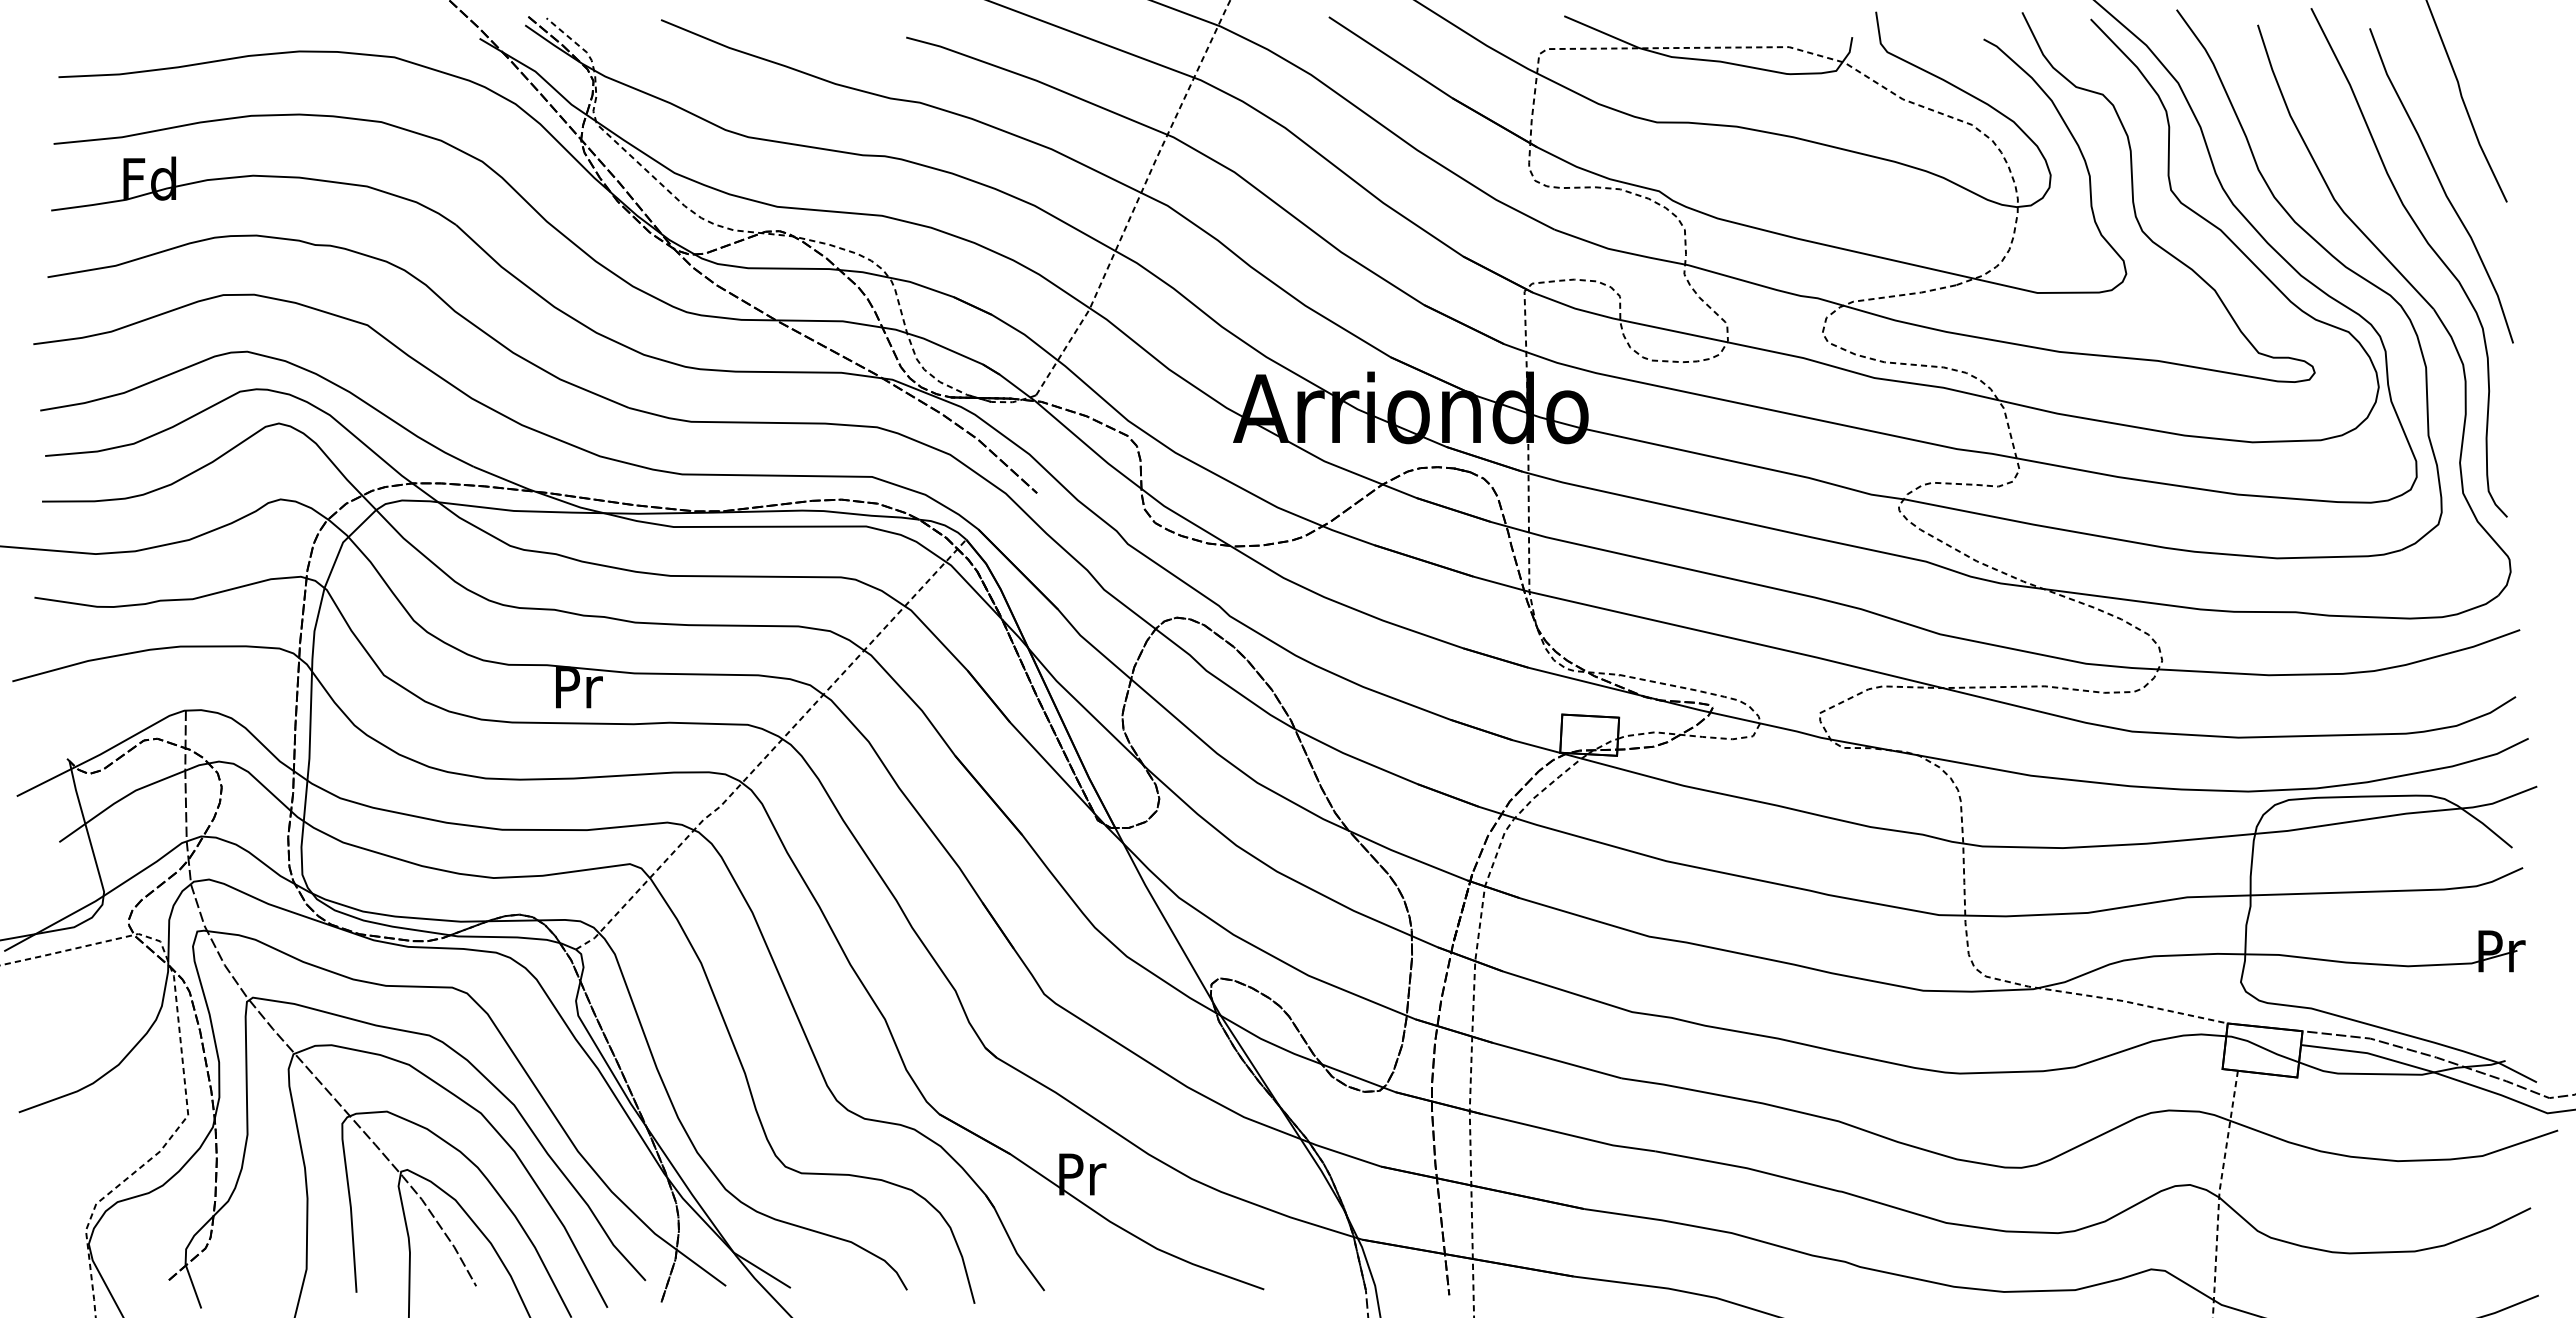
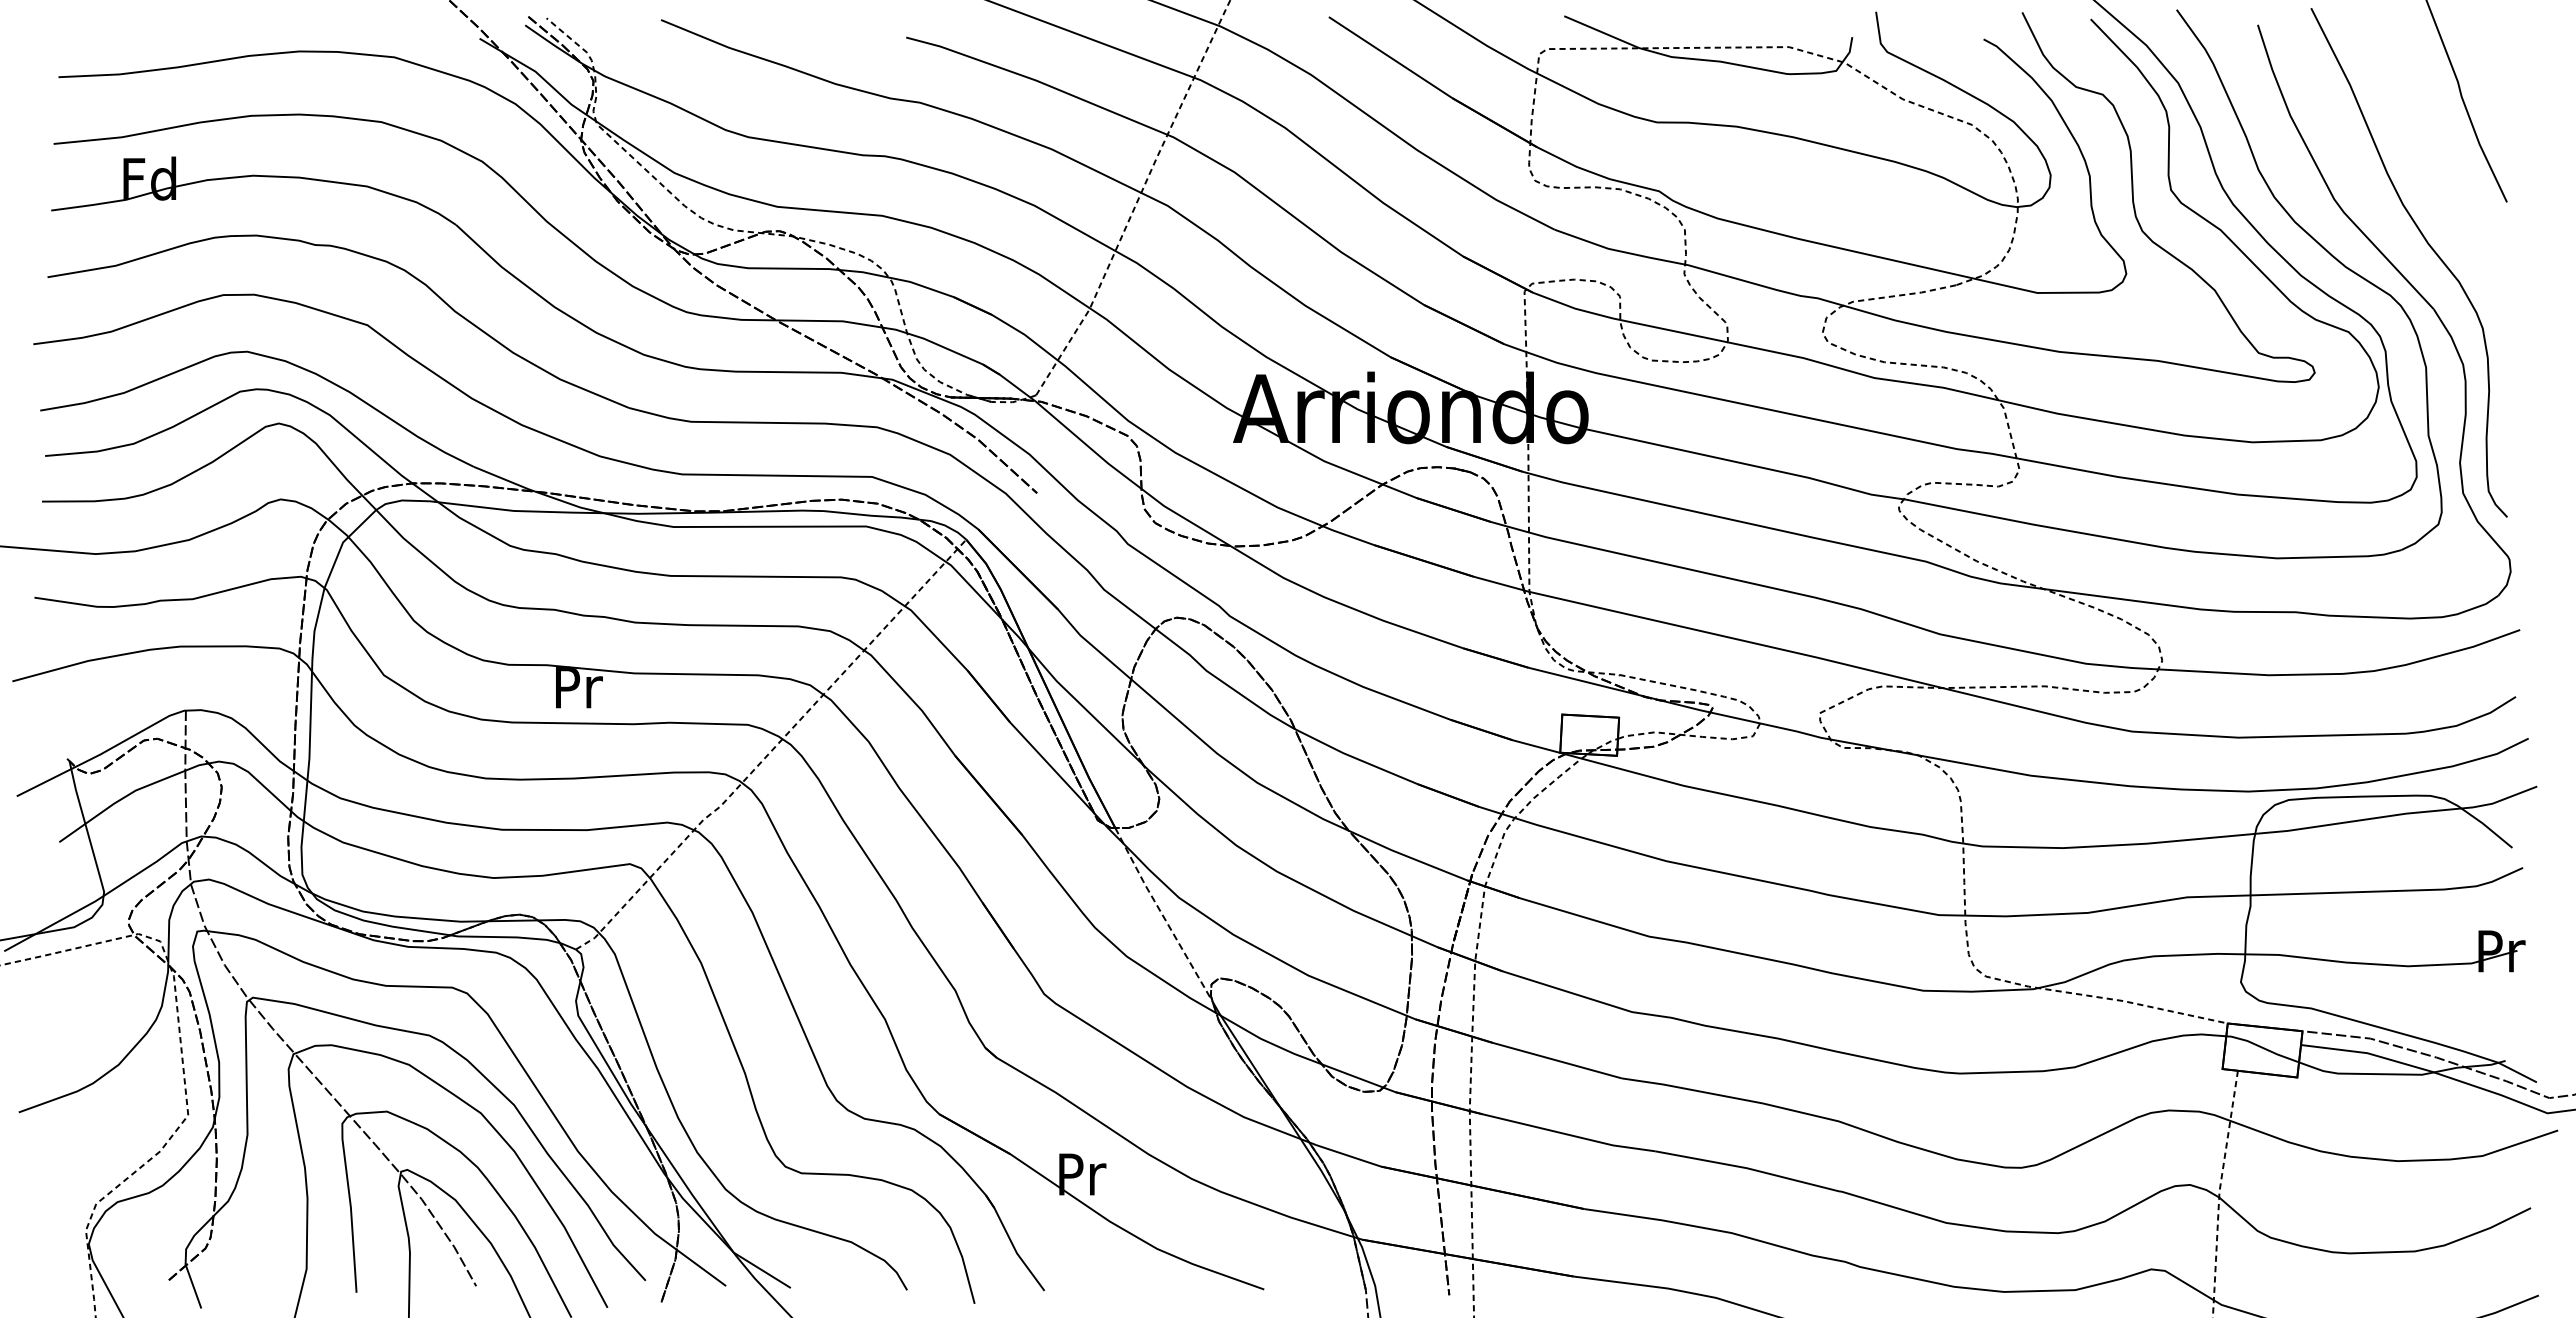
curve: present -> none (2441, 185)
line: solid -> dashed (1162, 915)
